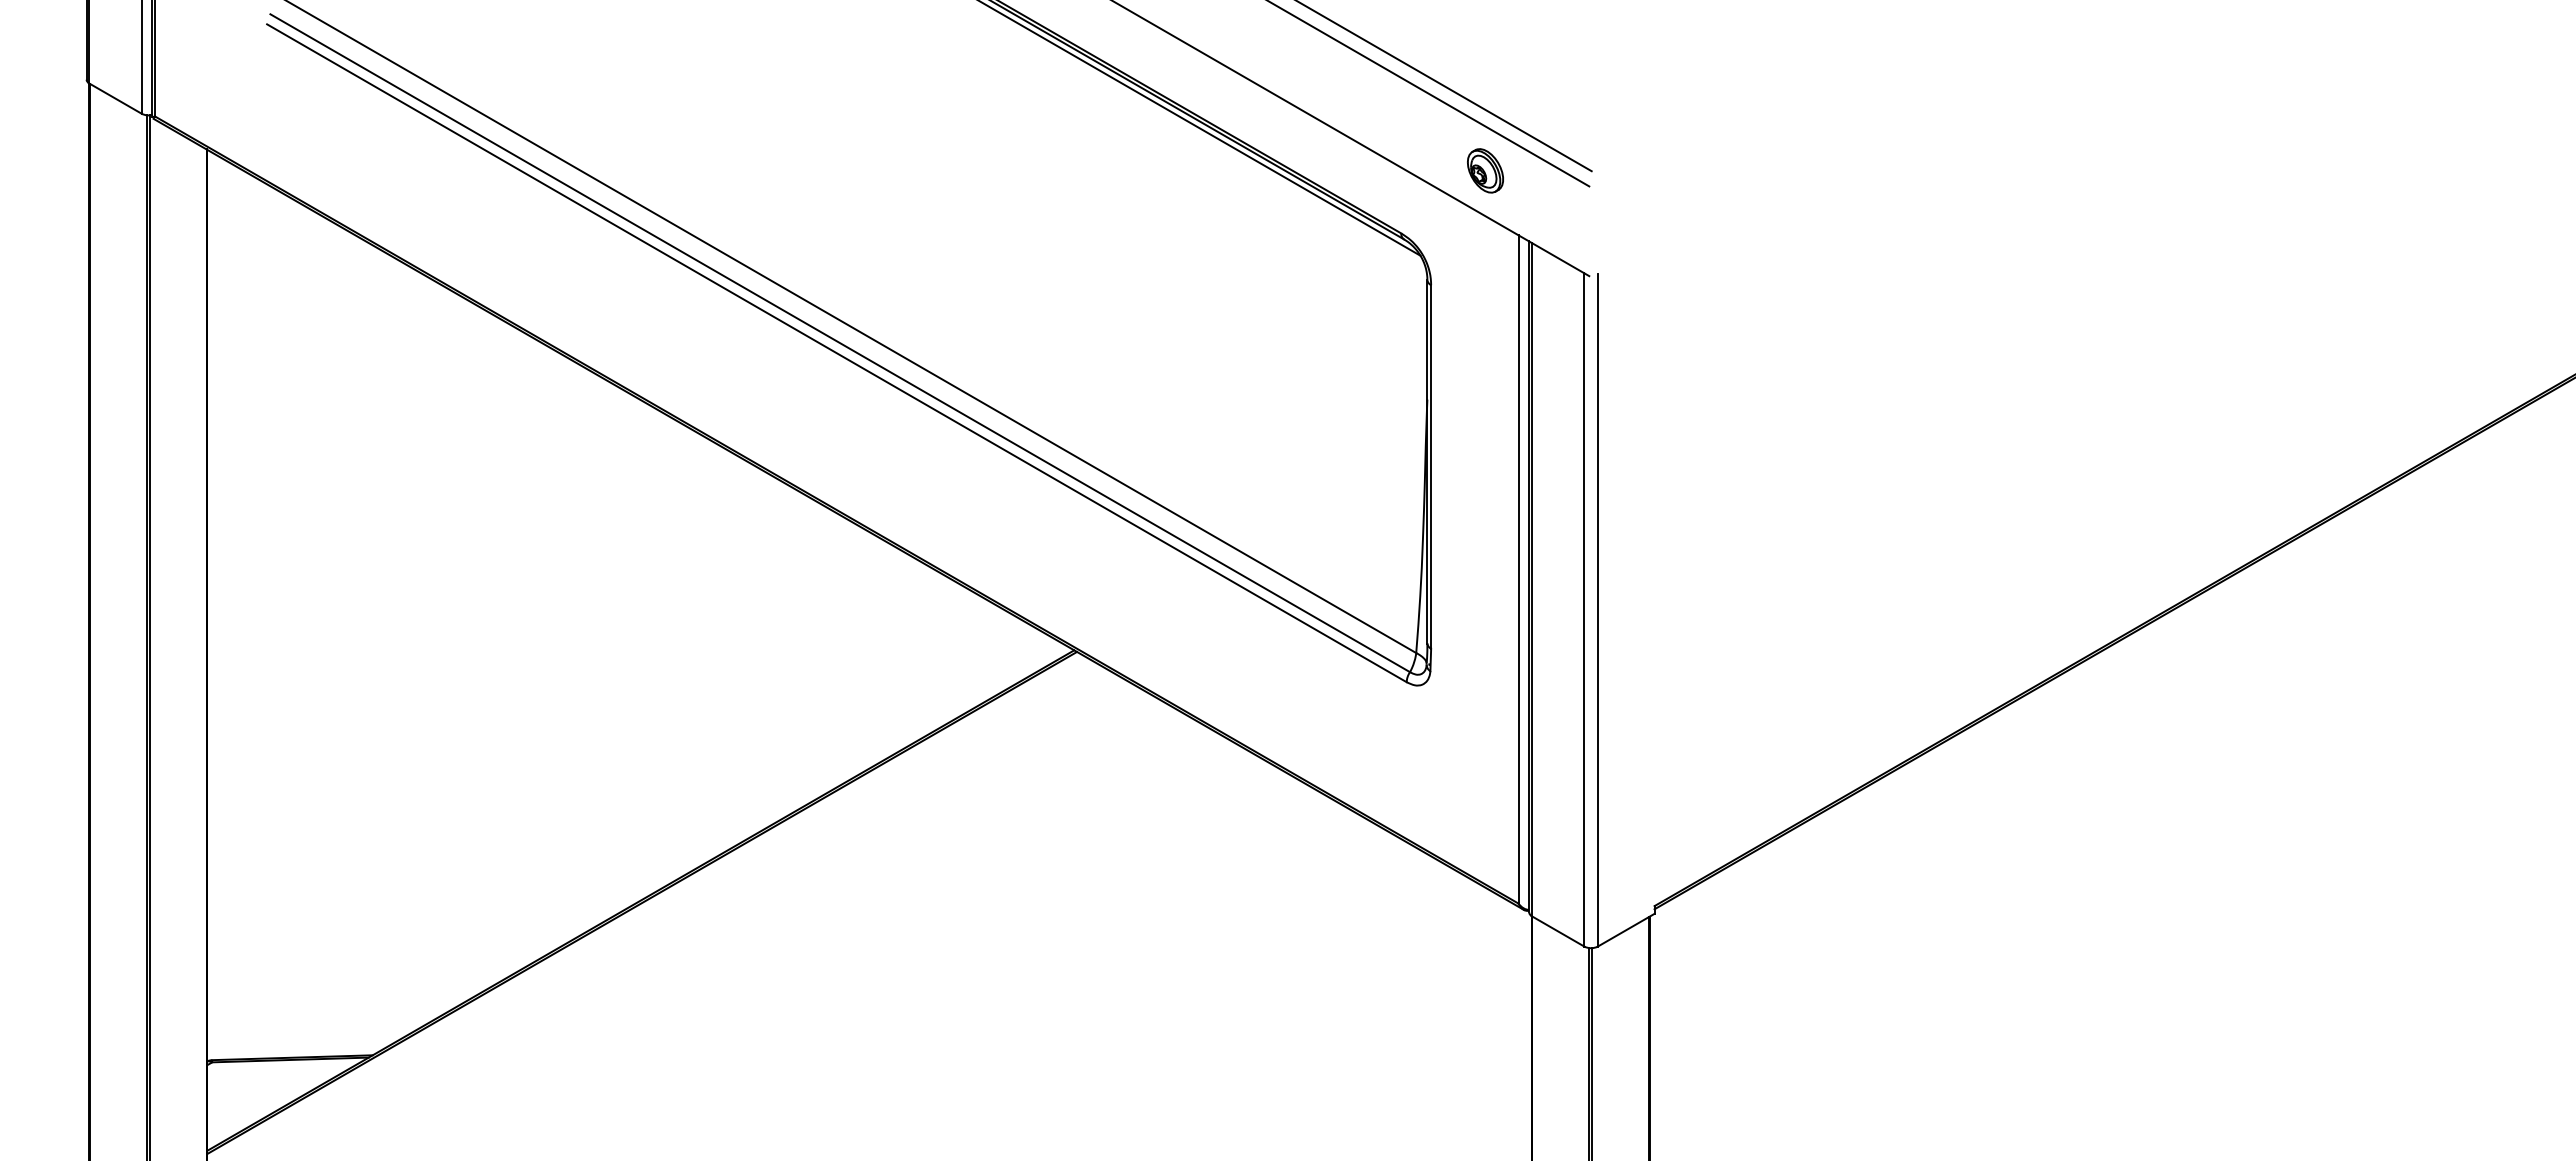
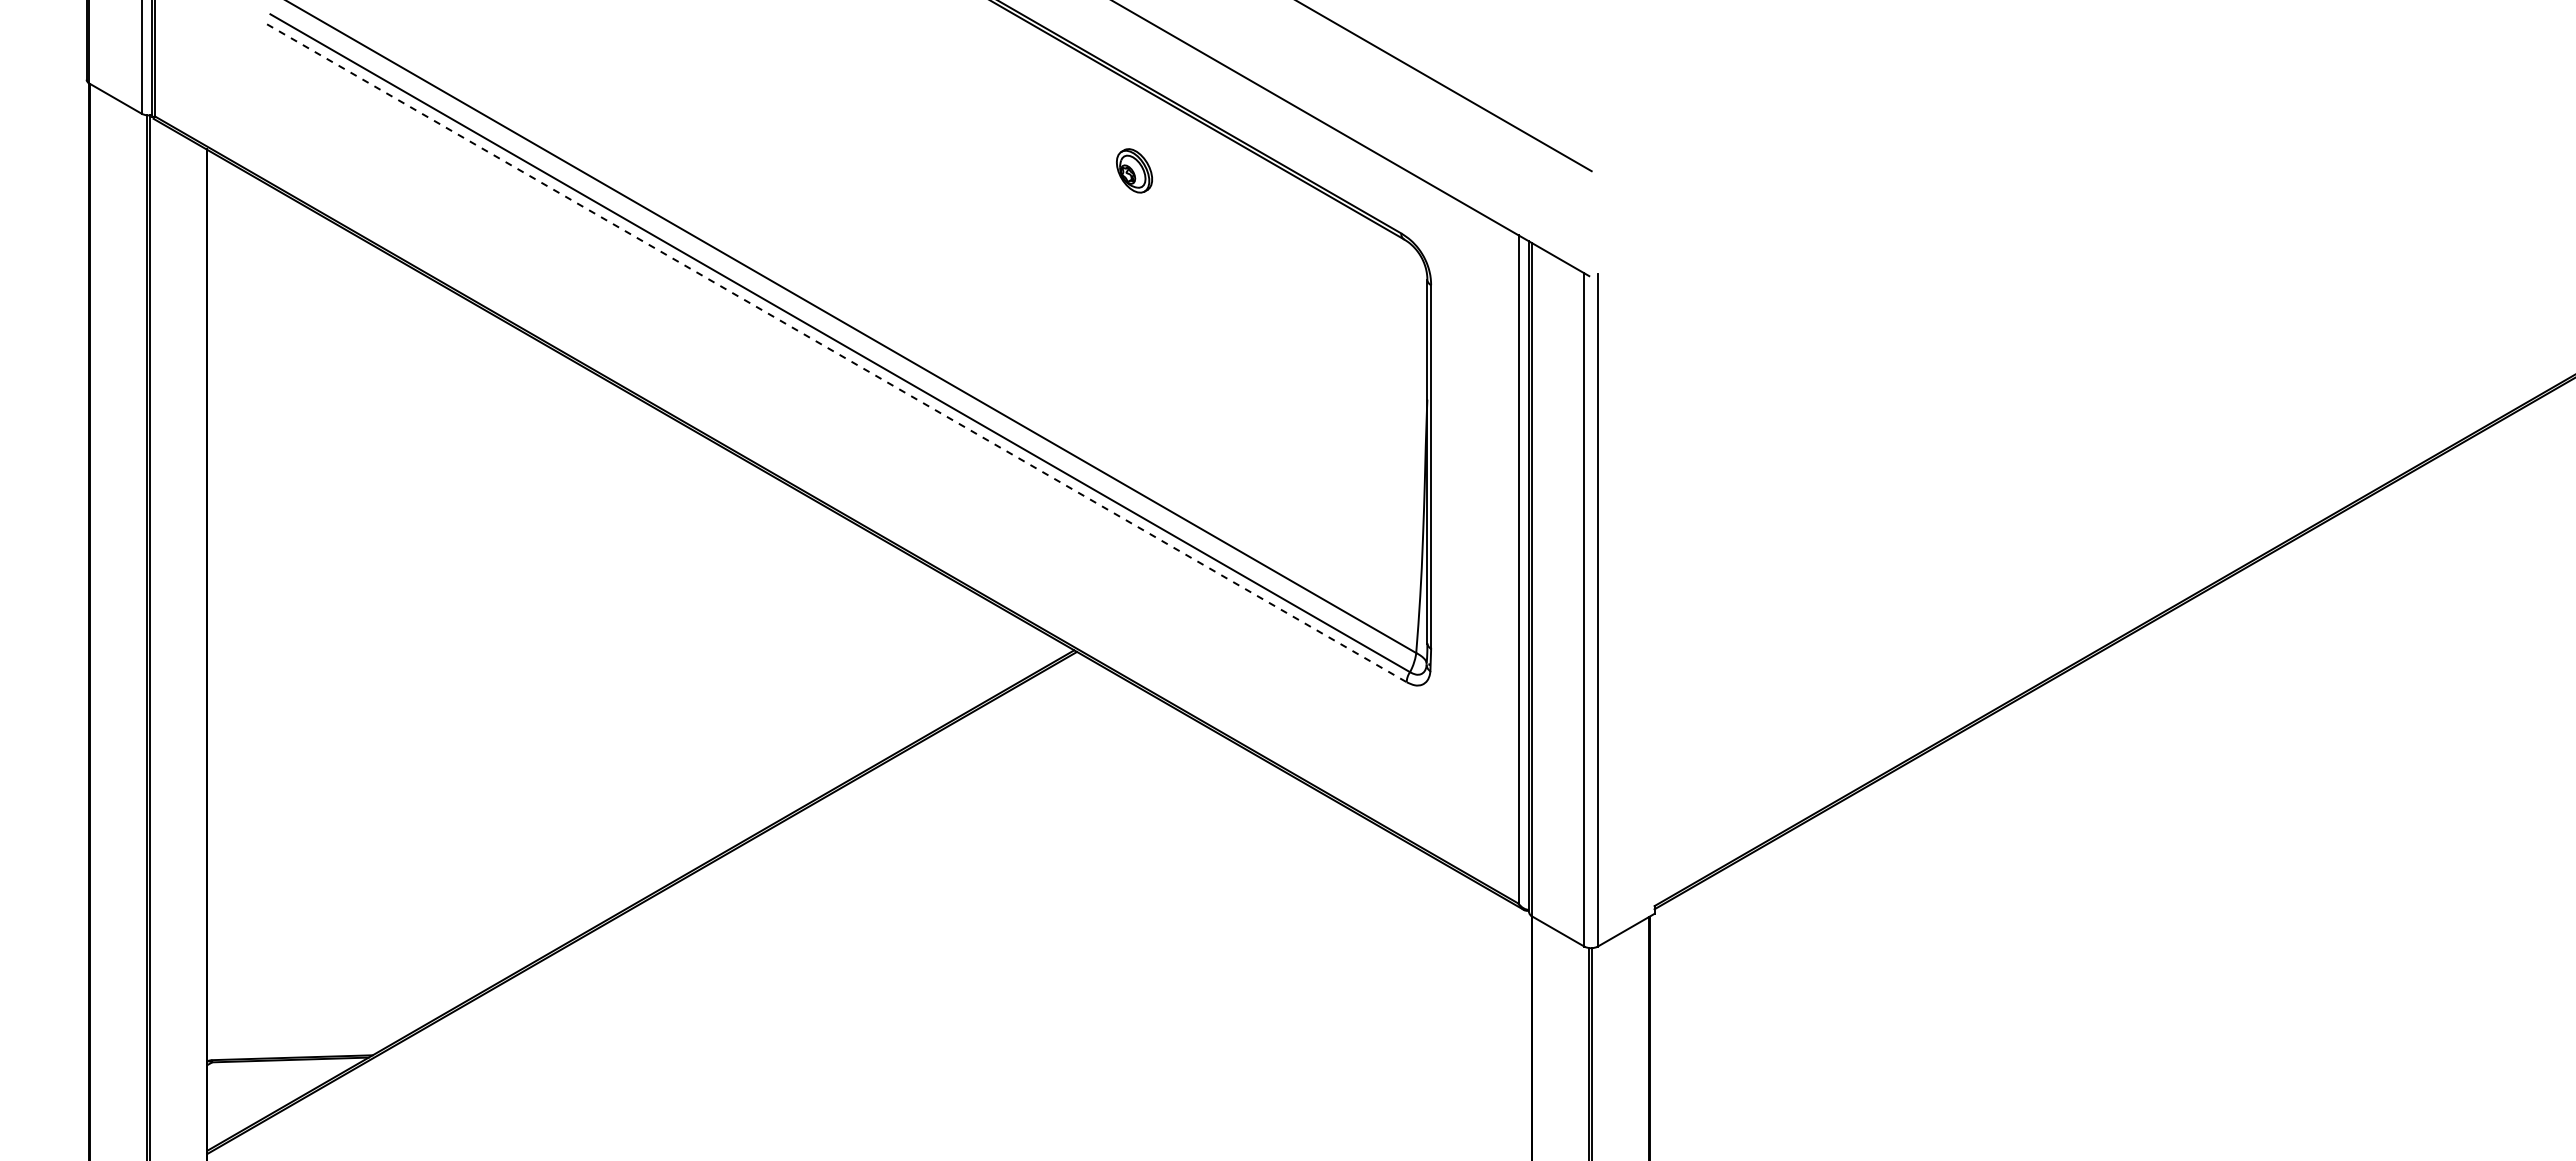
line: present -> none (1429, 94)
line: present -> none (1200, 128)
part position: (1485, 170) -> (1134, 170) (1134, 170)
line: solid -> dashed (836, 353)
